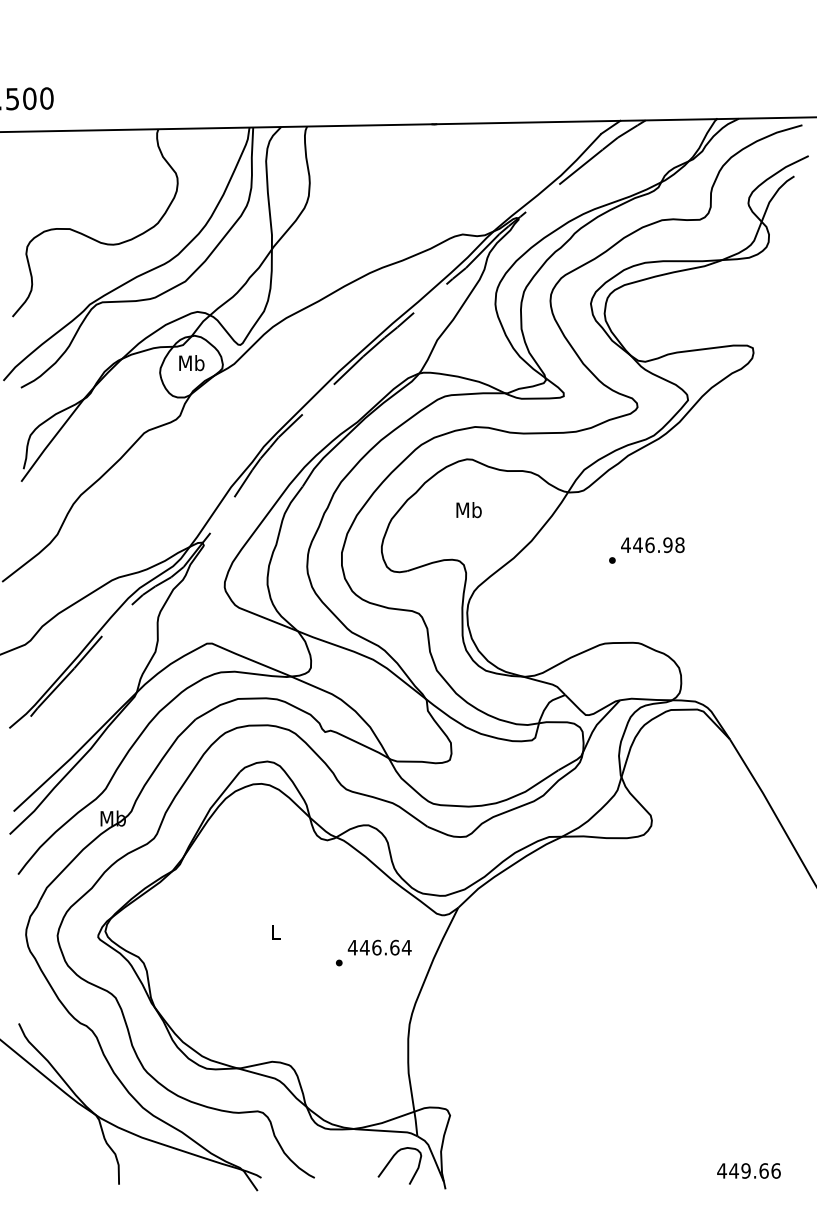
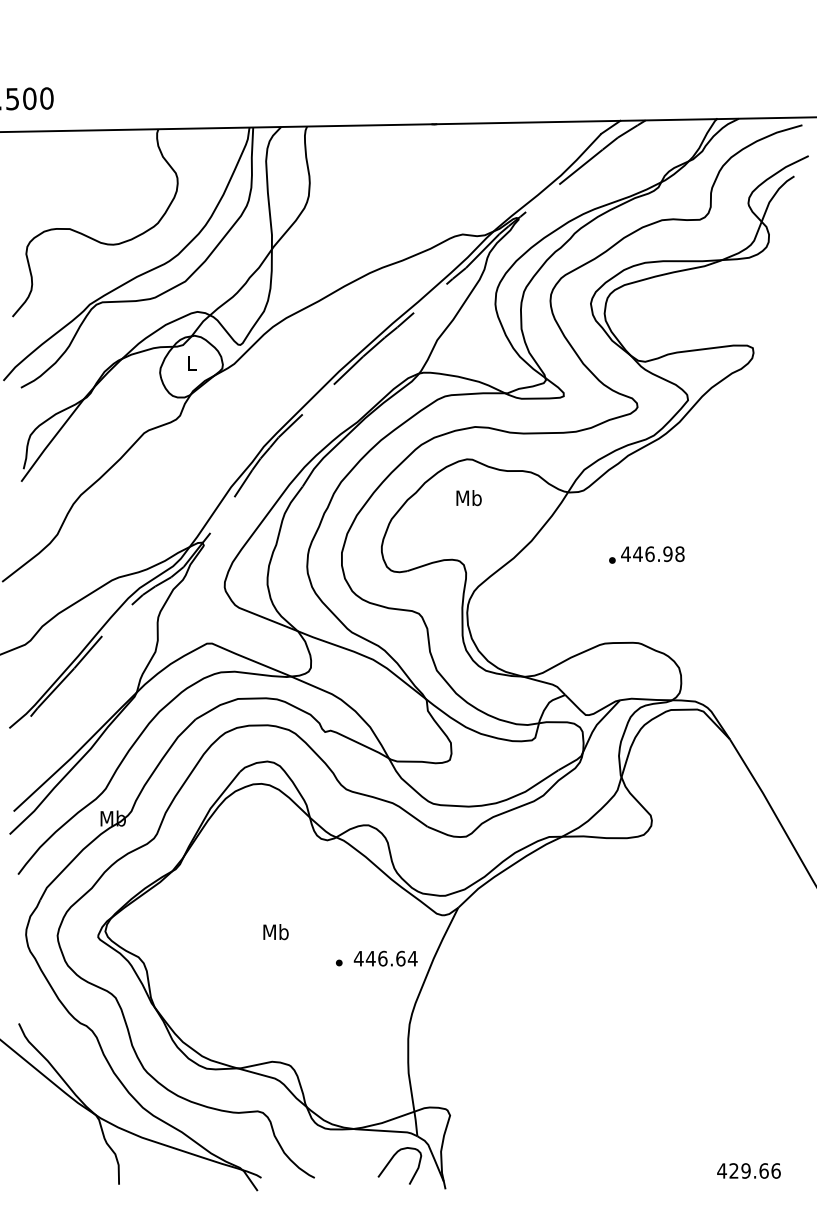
text: Mb -> L (191, 363)
text position: (468, 510) -> (468, 498) (468, 498)
text position: (652, 545) -> (652, 554) (652, 554)
text: L -> Mb (275, 932)
text position: (379, 947) -> (385, 958) (385, 958)
text: 449.66 -> 429.66 (734, 1170)
